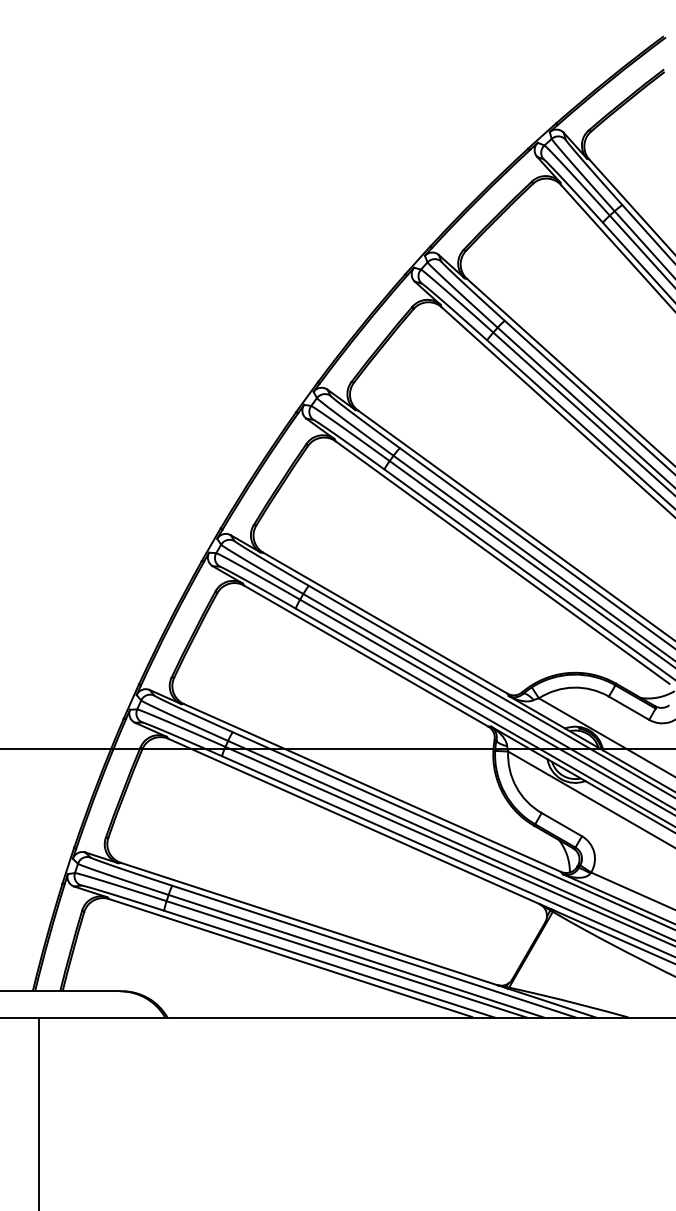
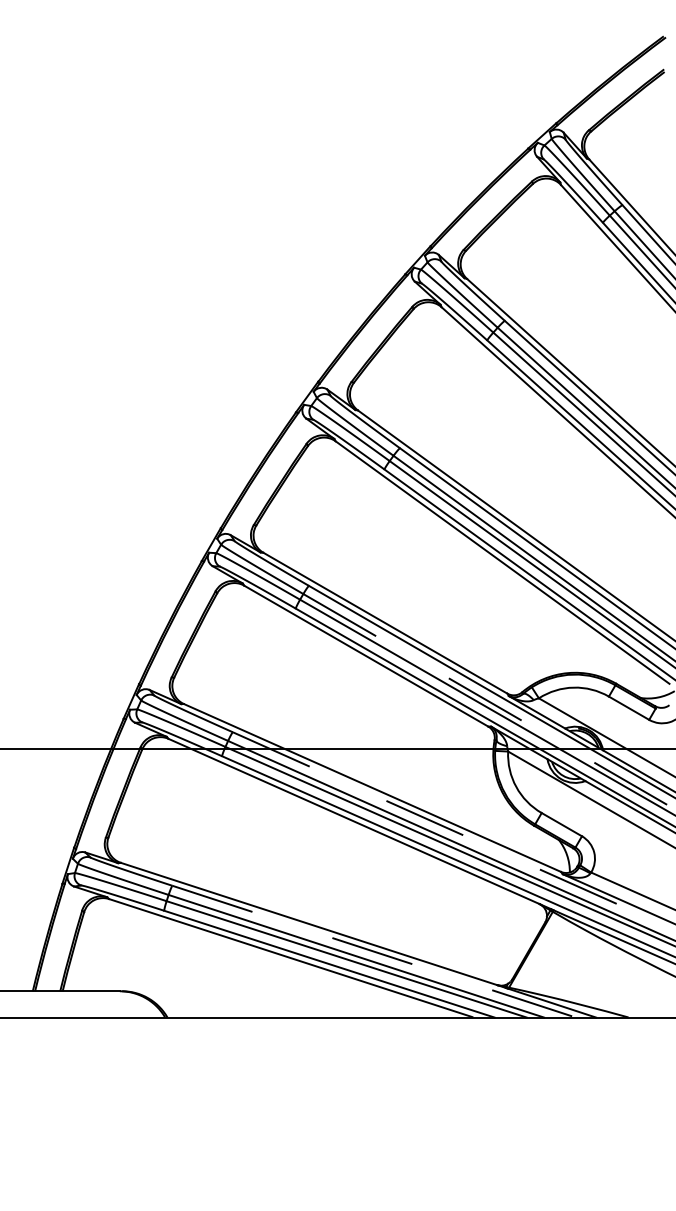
line: solid -> dashed (489, 701)
line: solid -> dashed (454, 831)
line: solid -> dashed (374, 951)
line: present -> none (38, 1112)
